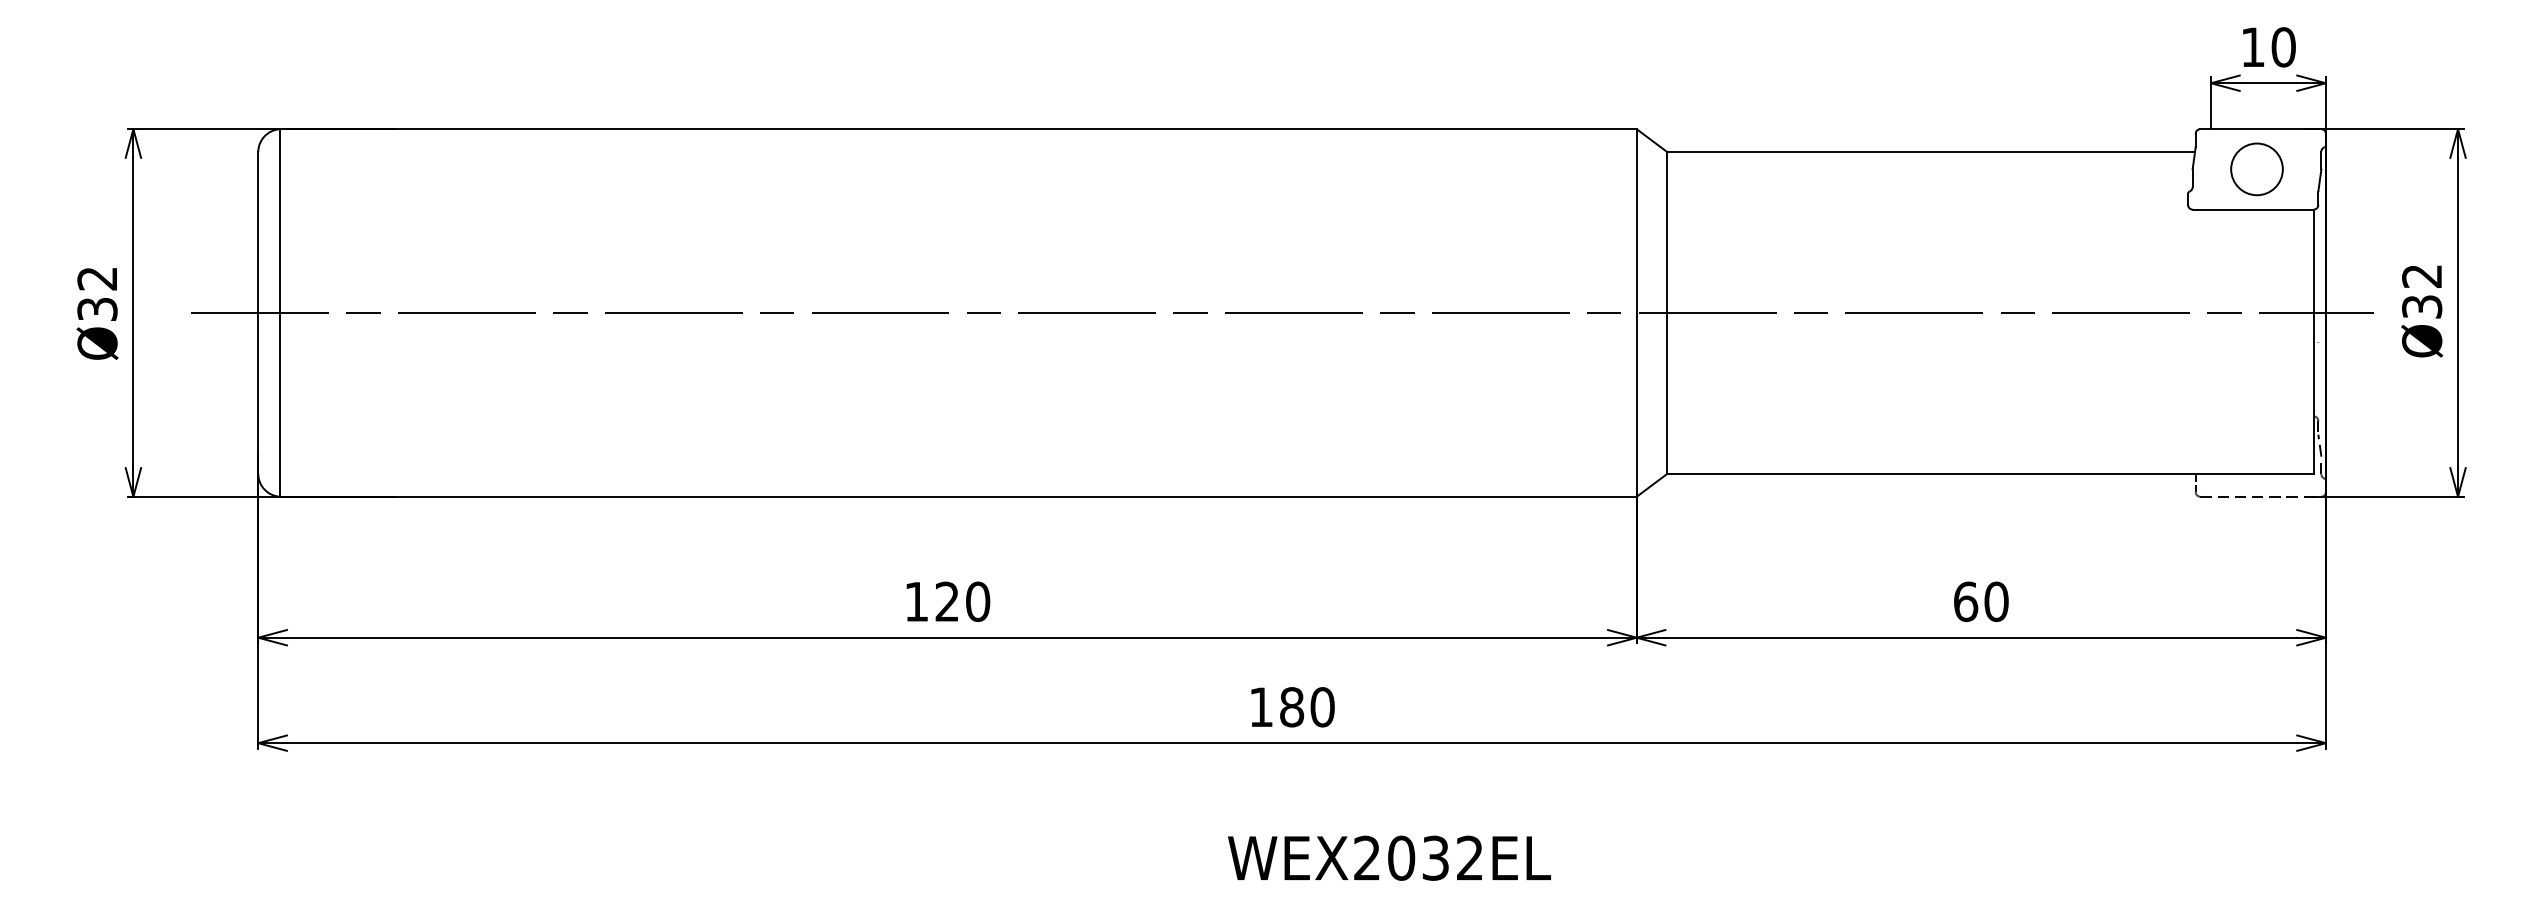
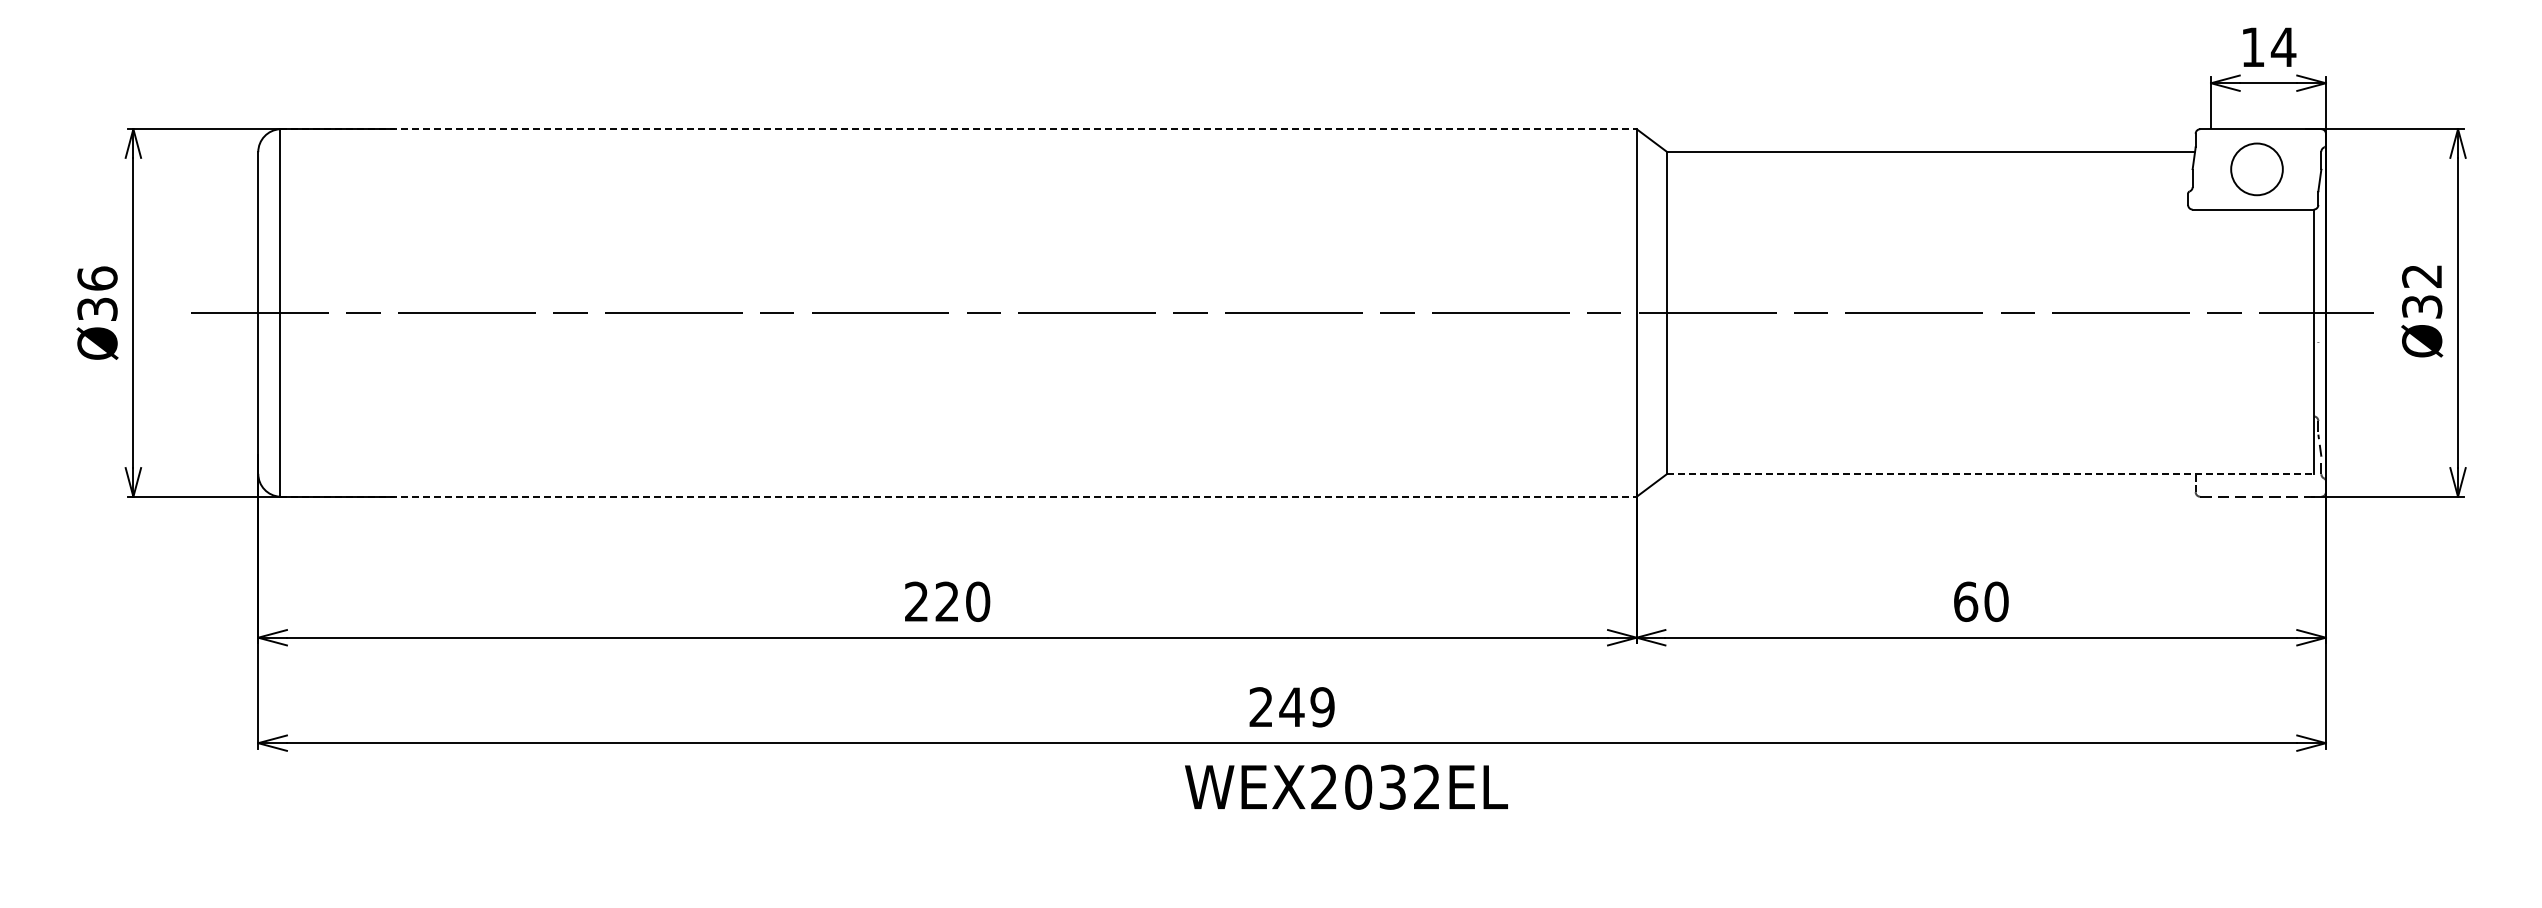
text: 10 -> 14 (2283, 47)
line: solid -> dashed (958, 129)
text: Ø32 -> Ø36 (97, 278)
line: solid -> dashed (1990, 473)
line: solid -> dashed (958, 496)
text: 120 -> 220 (916, 601)
text: 180 -> 249 (1291, 707)
text position: (1389, 857) -> (1346, 786) (1346, 786)
